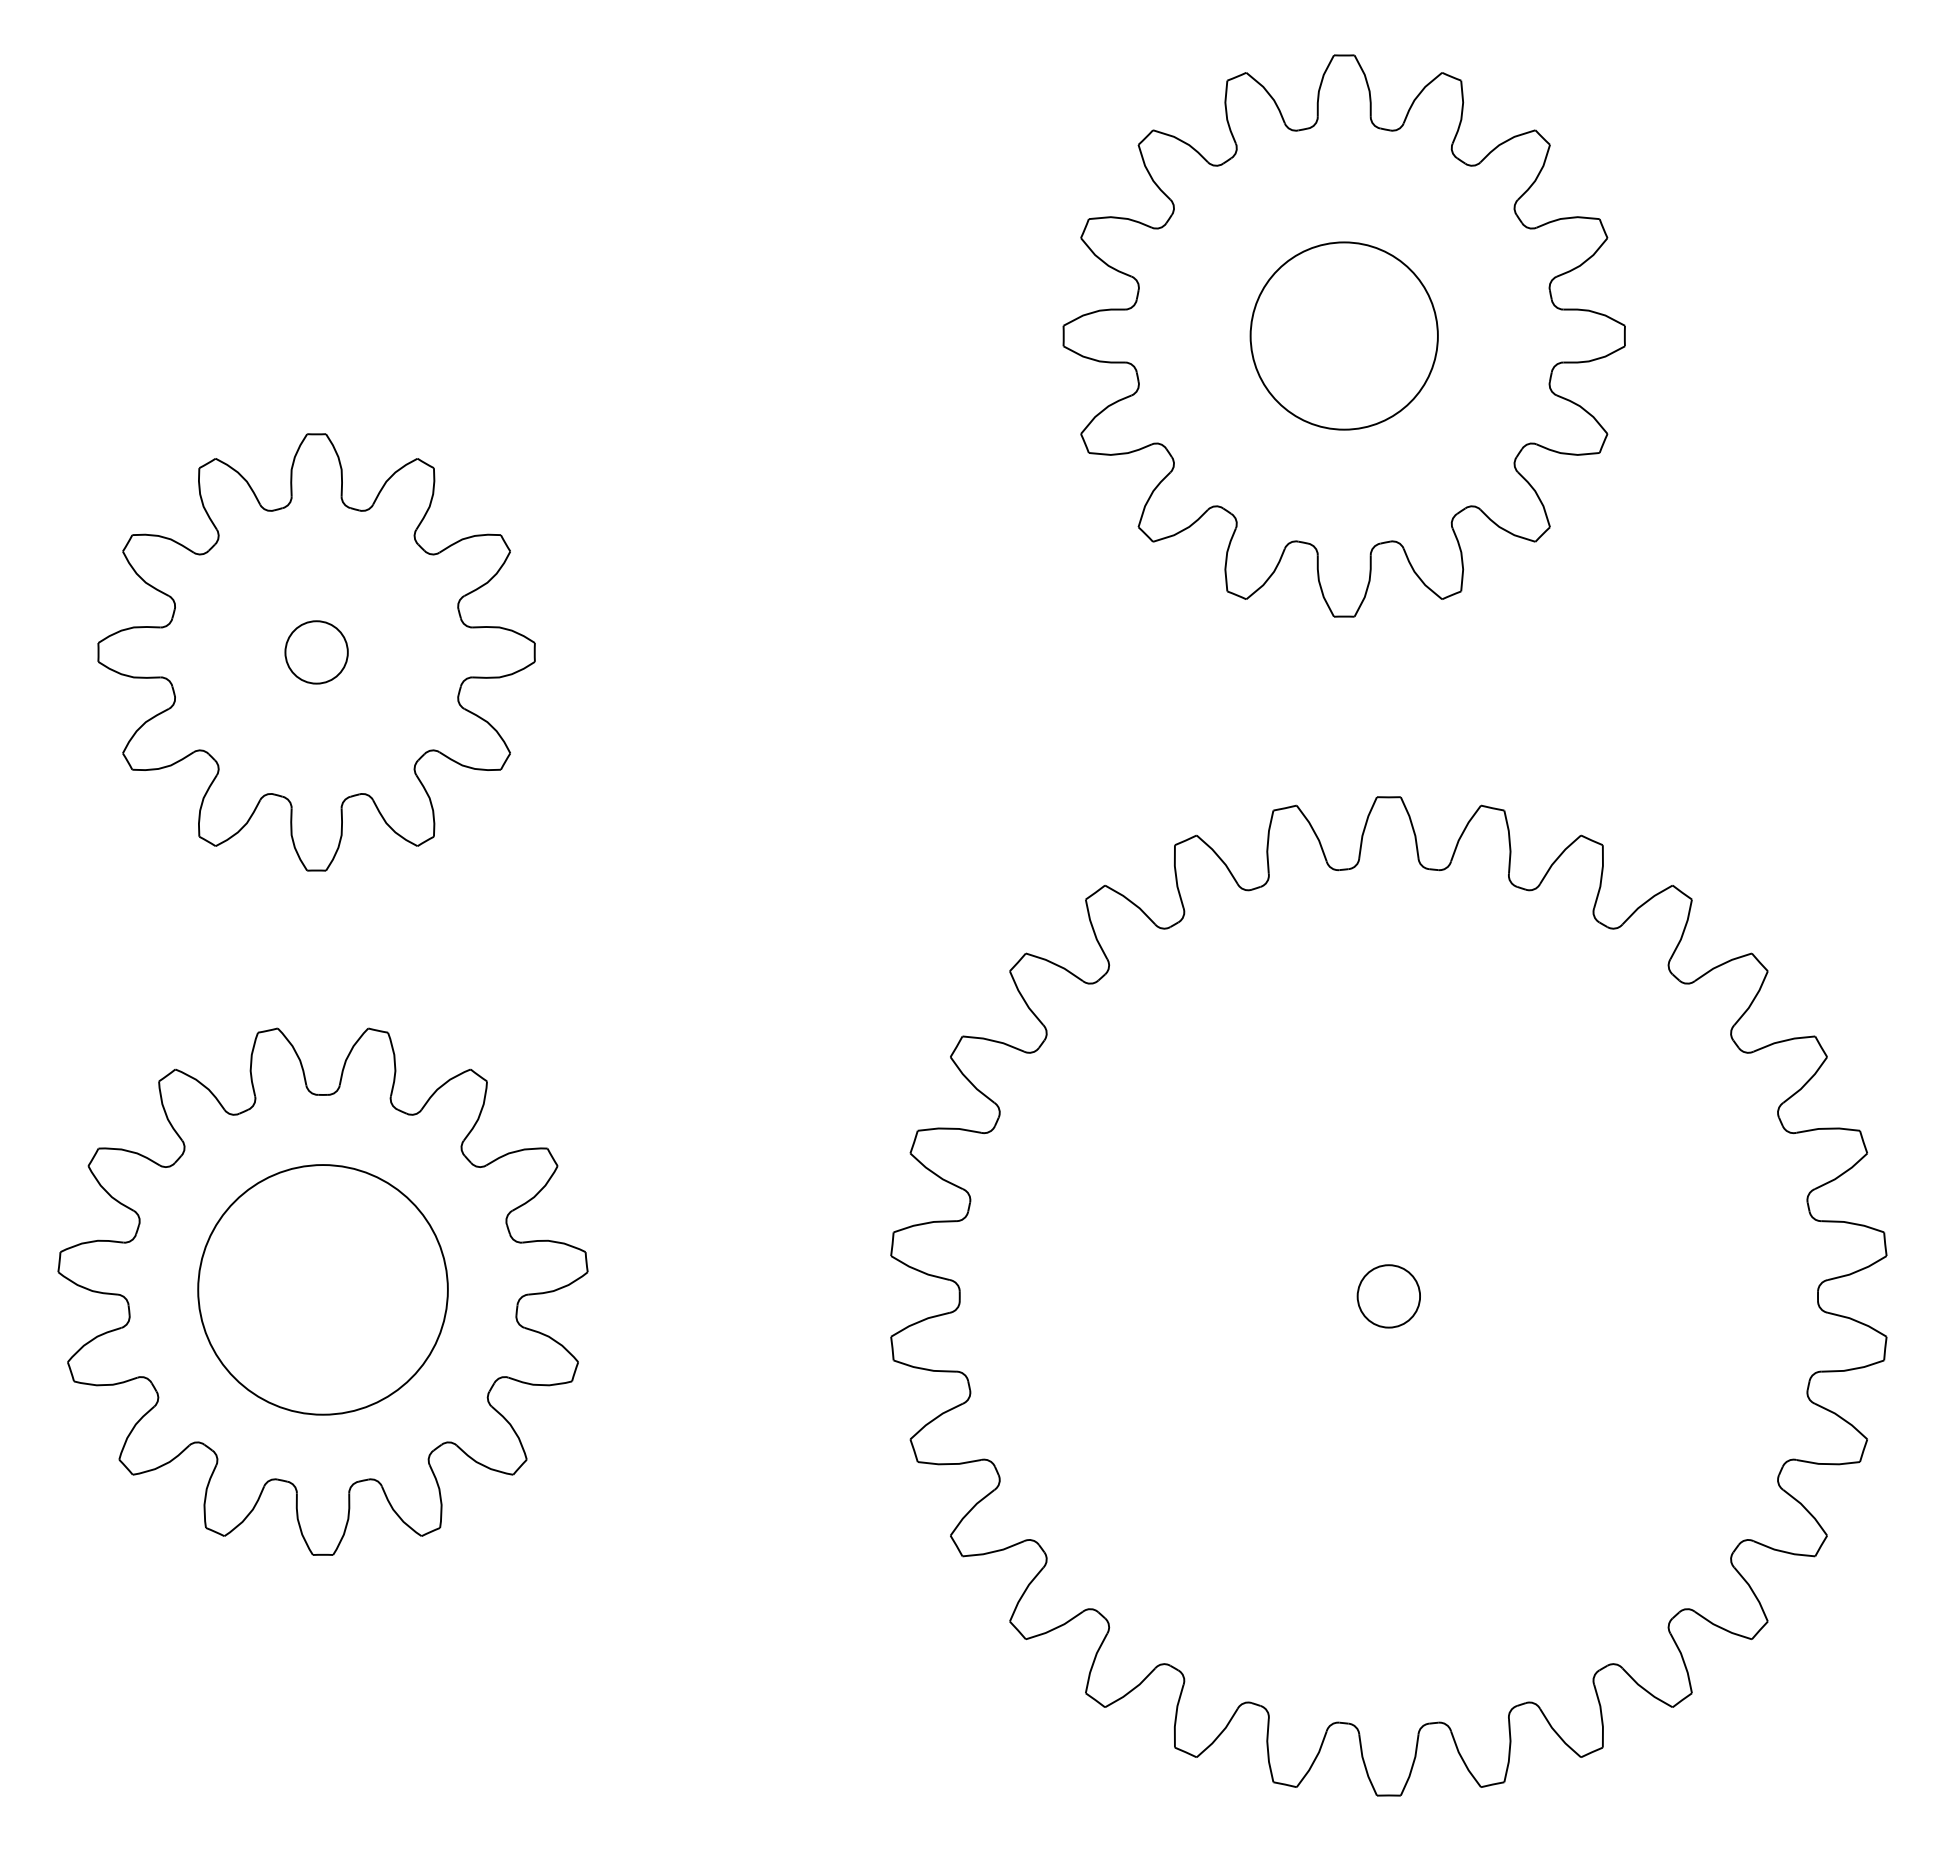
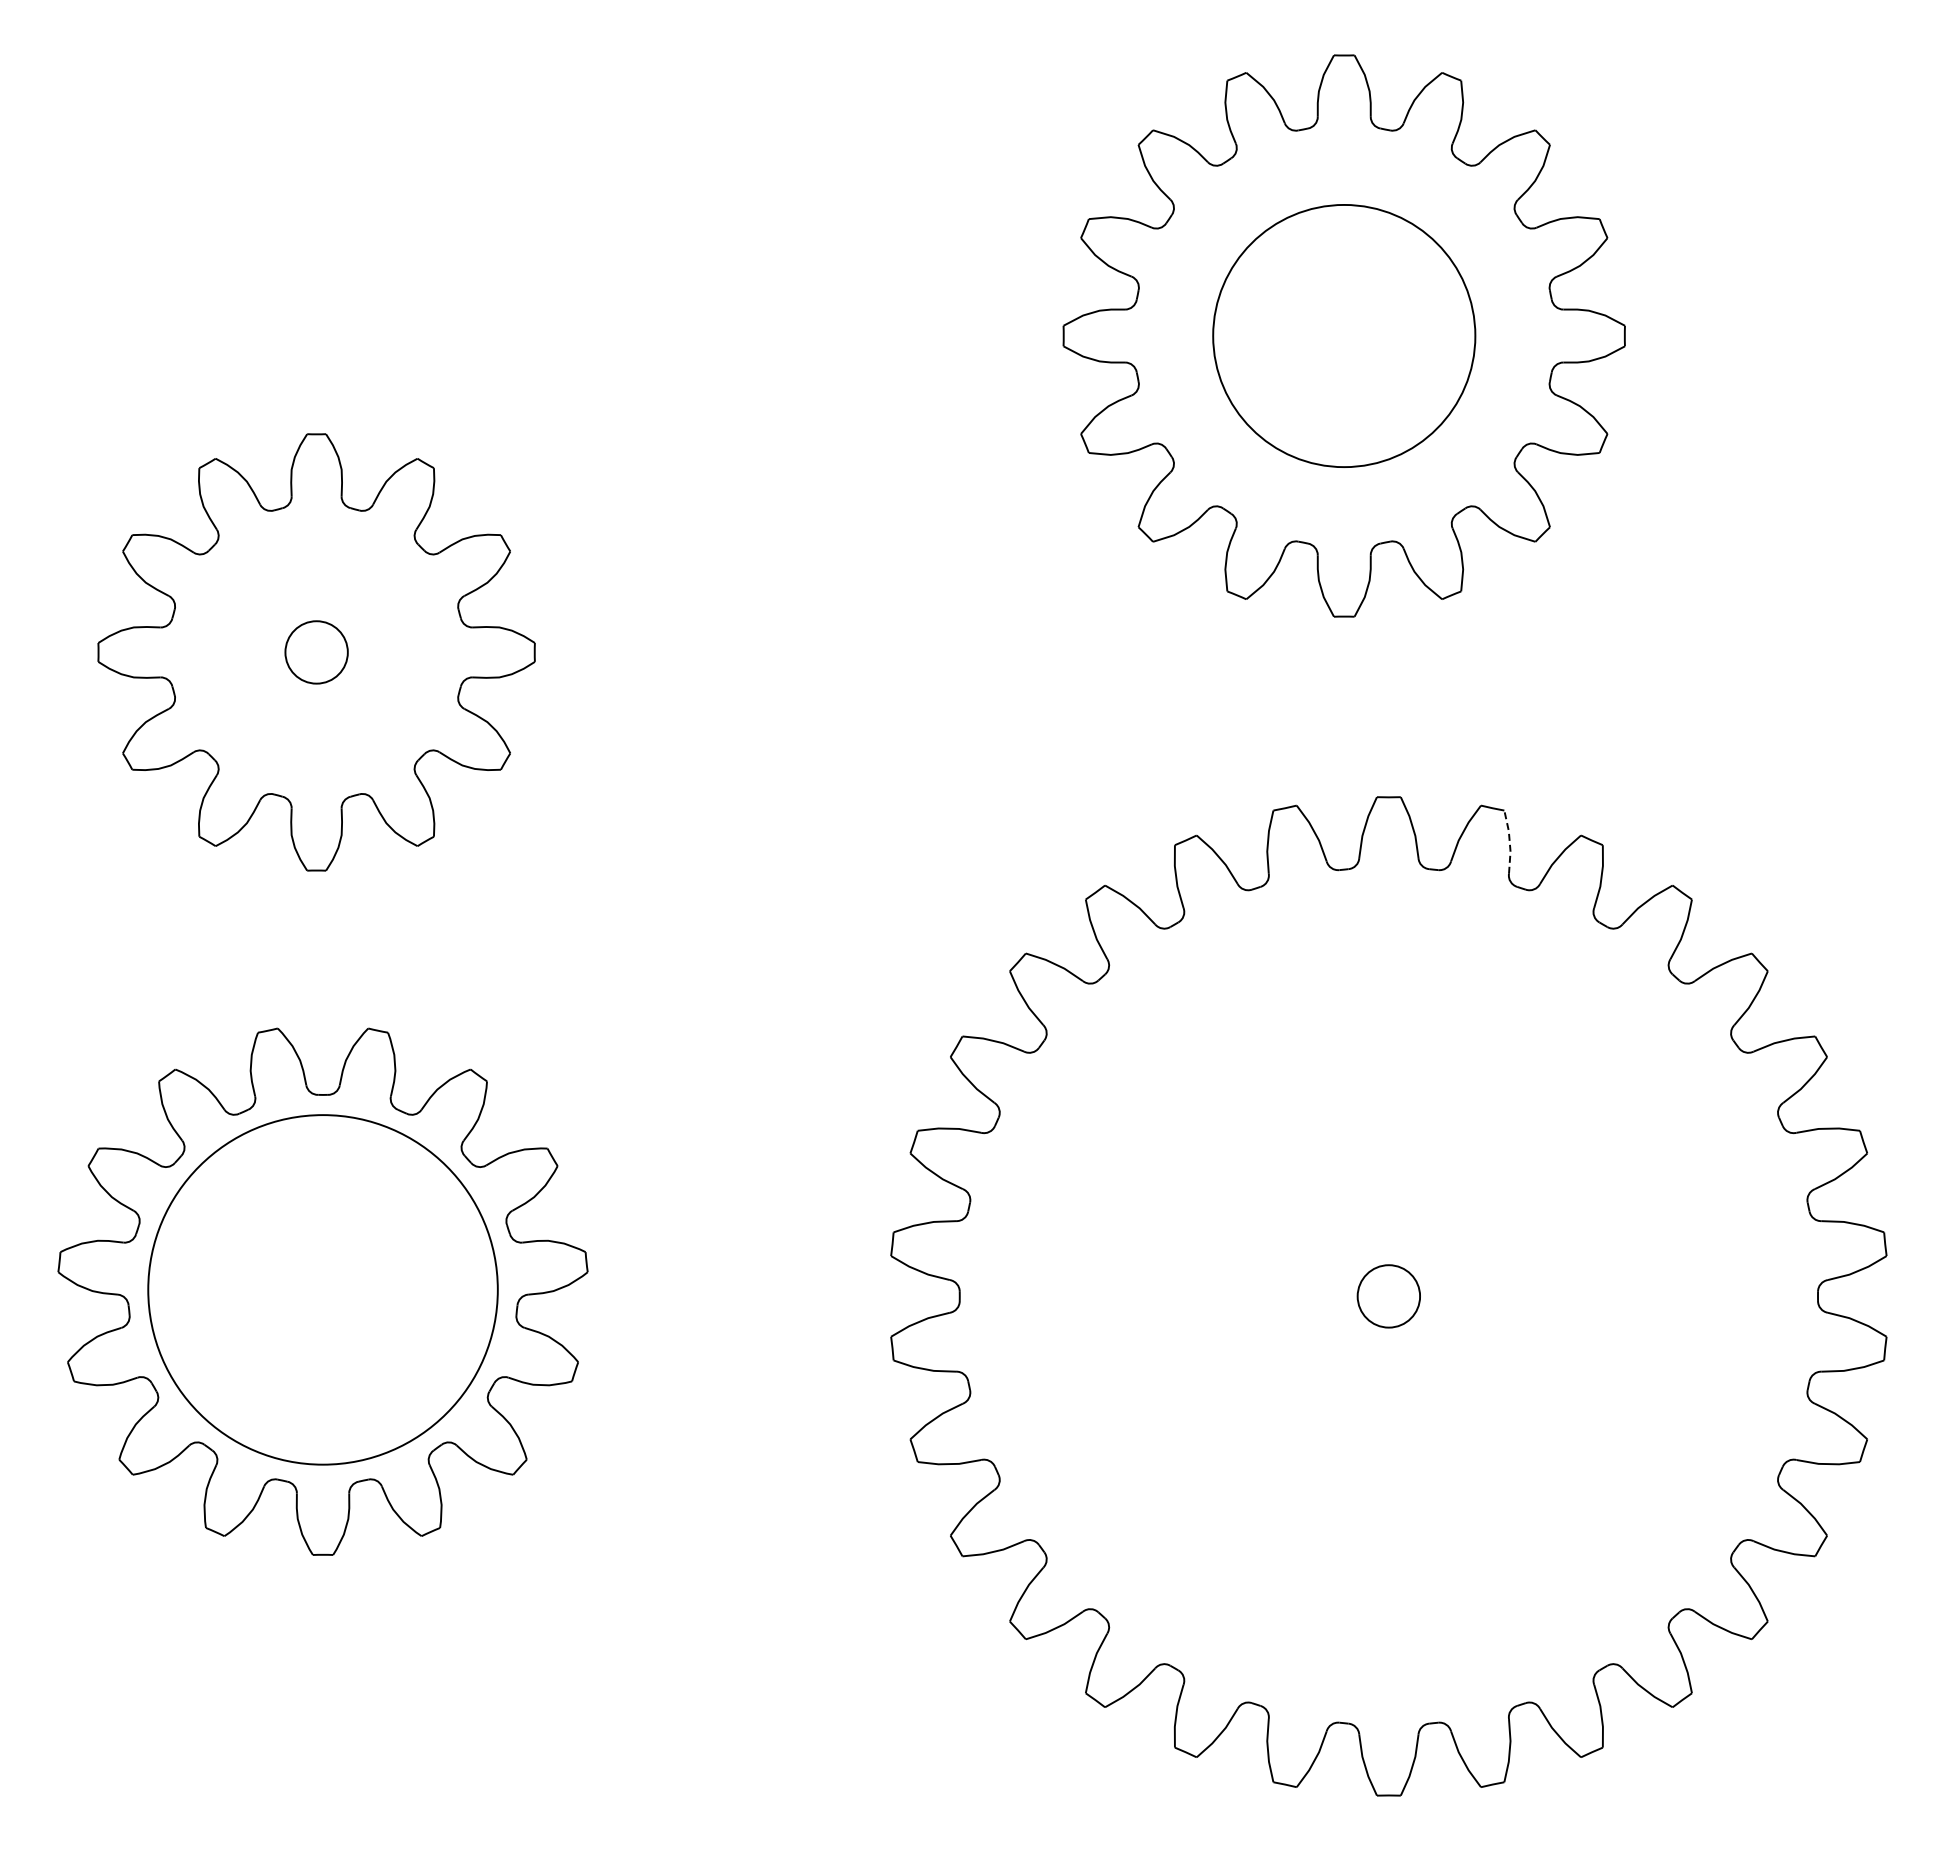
circle diameter: 187 px -> 262 px (1344, 335)
line: solid -> dashed (1509, 841)
circle diameter: 250 px -> 350 px (322, 1289)
